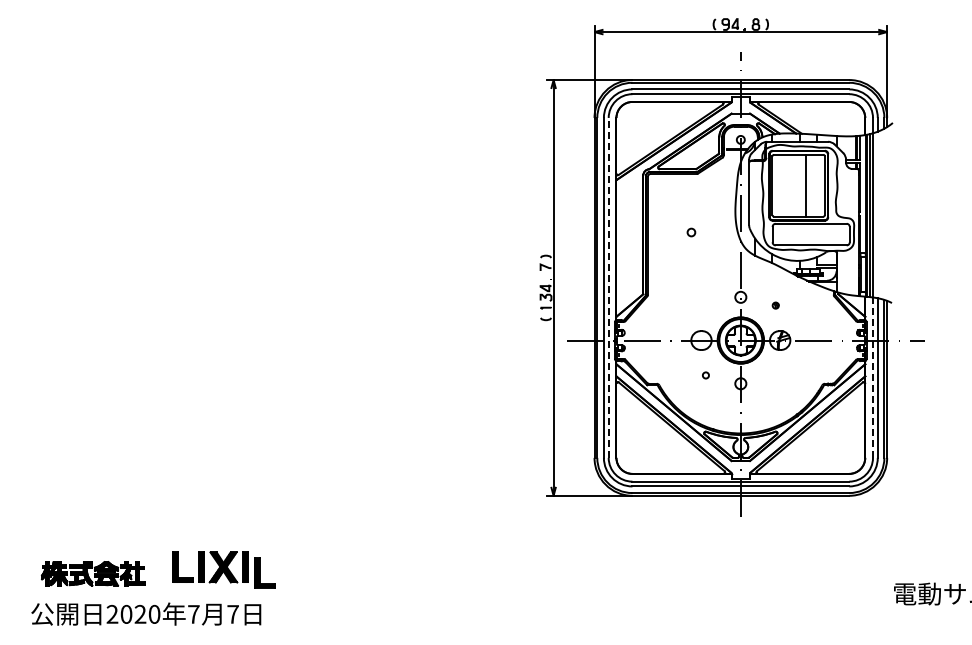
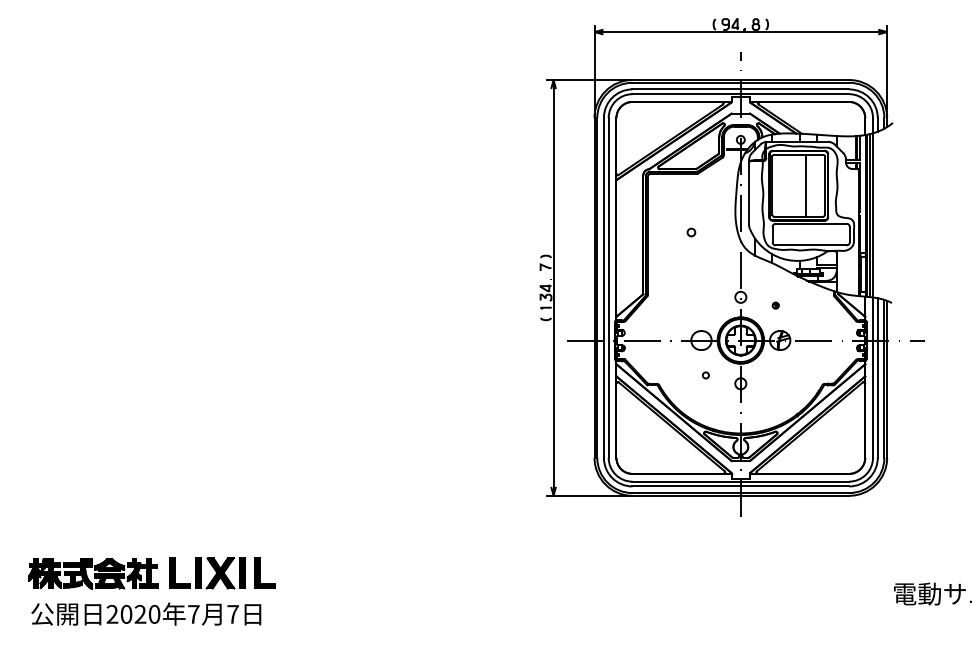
line: dashed -> solid (608, 287)
line: dashed -> solid (873, 378)
part position: (210, 567) -> (207, 573) (207, 573)
part size: 105x26 px -> 131x32 px (93, 573)
